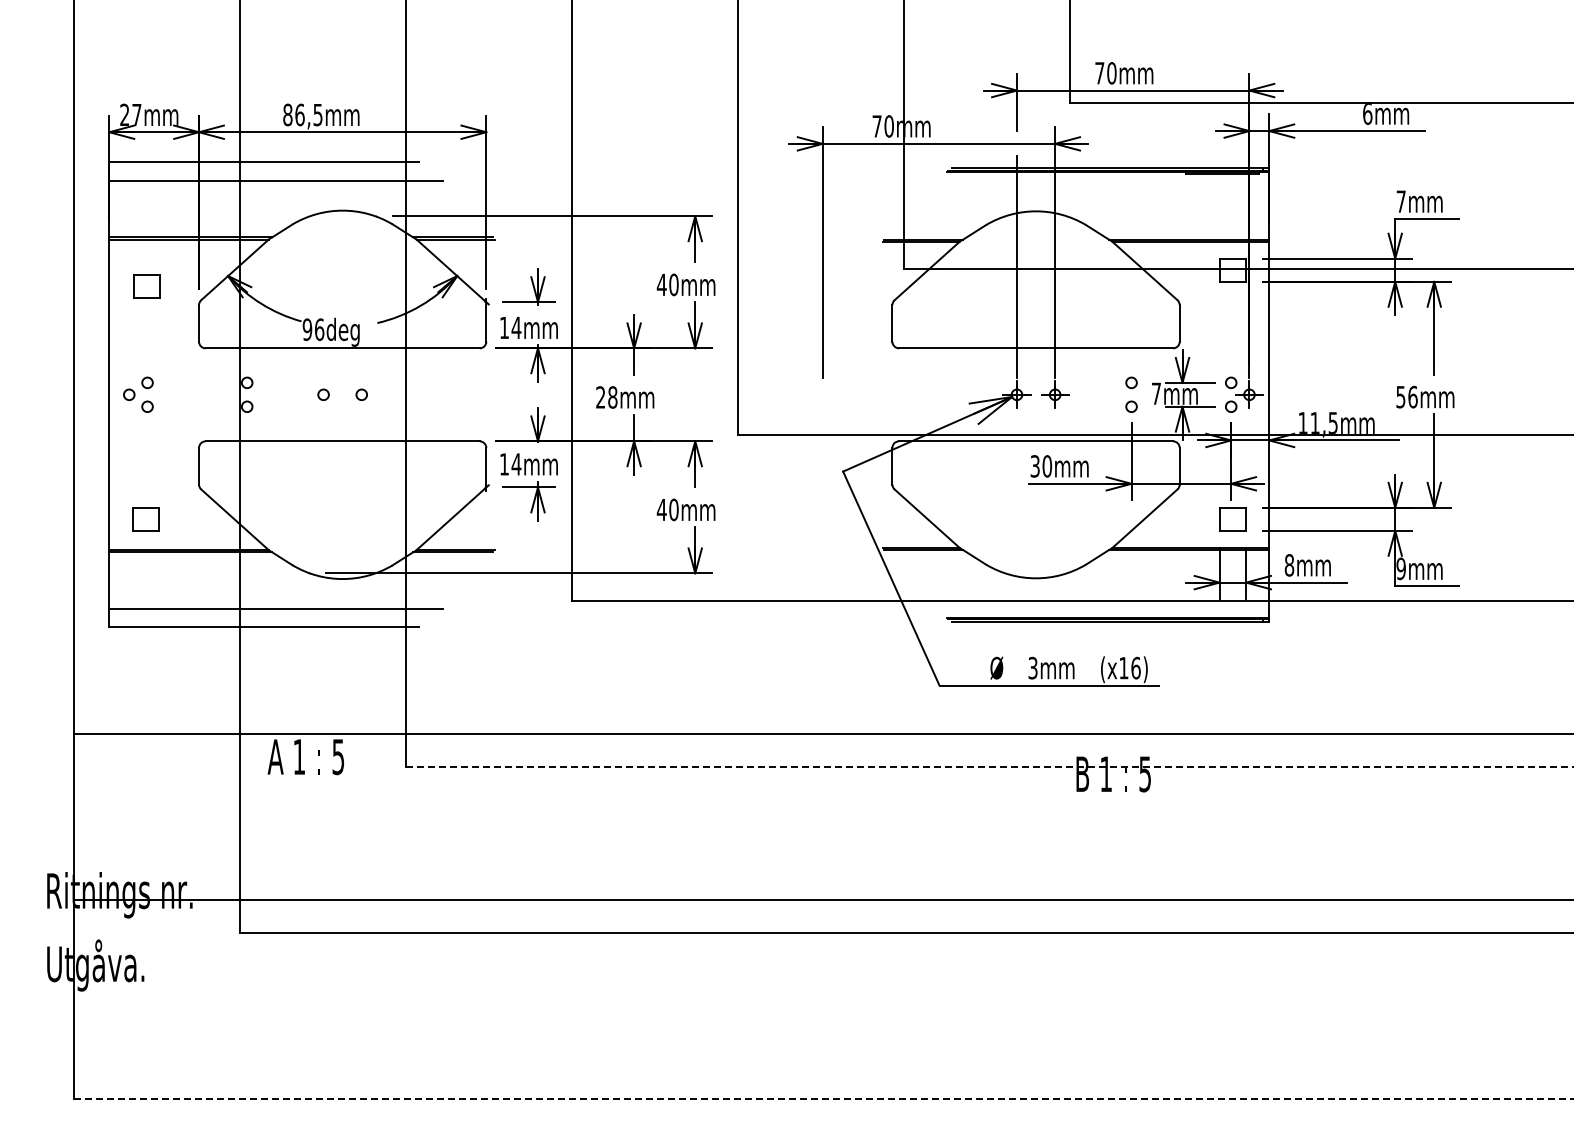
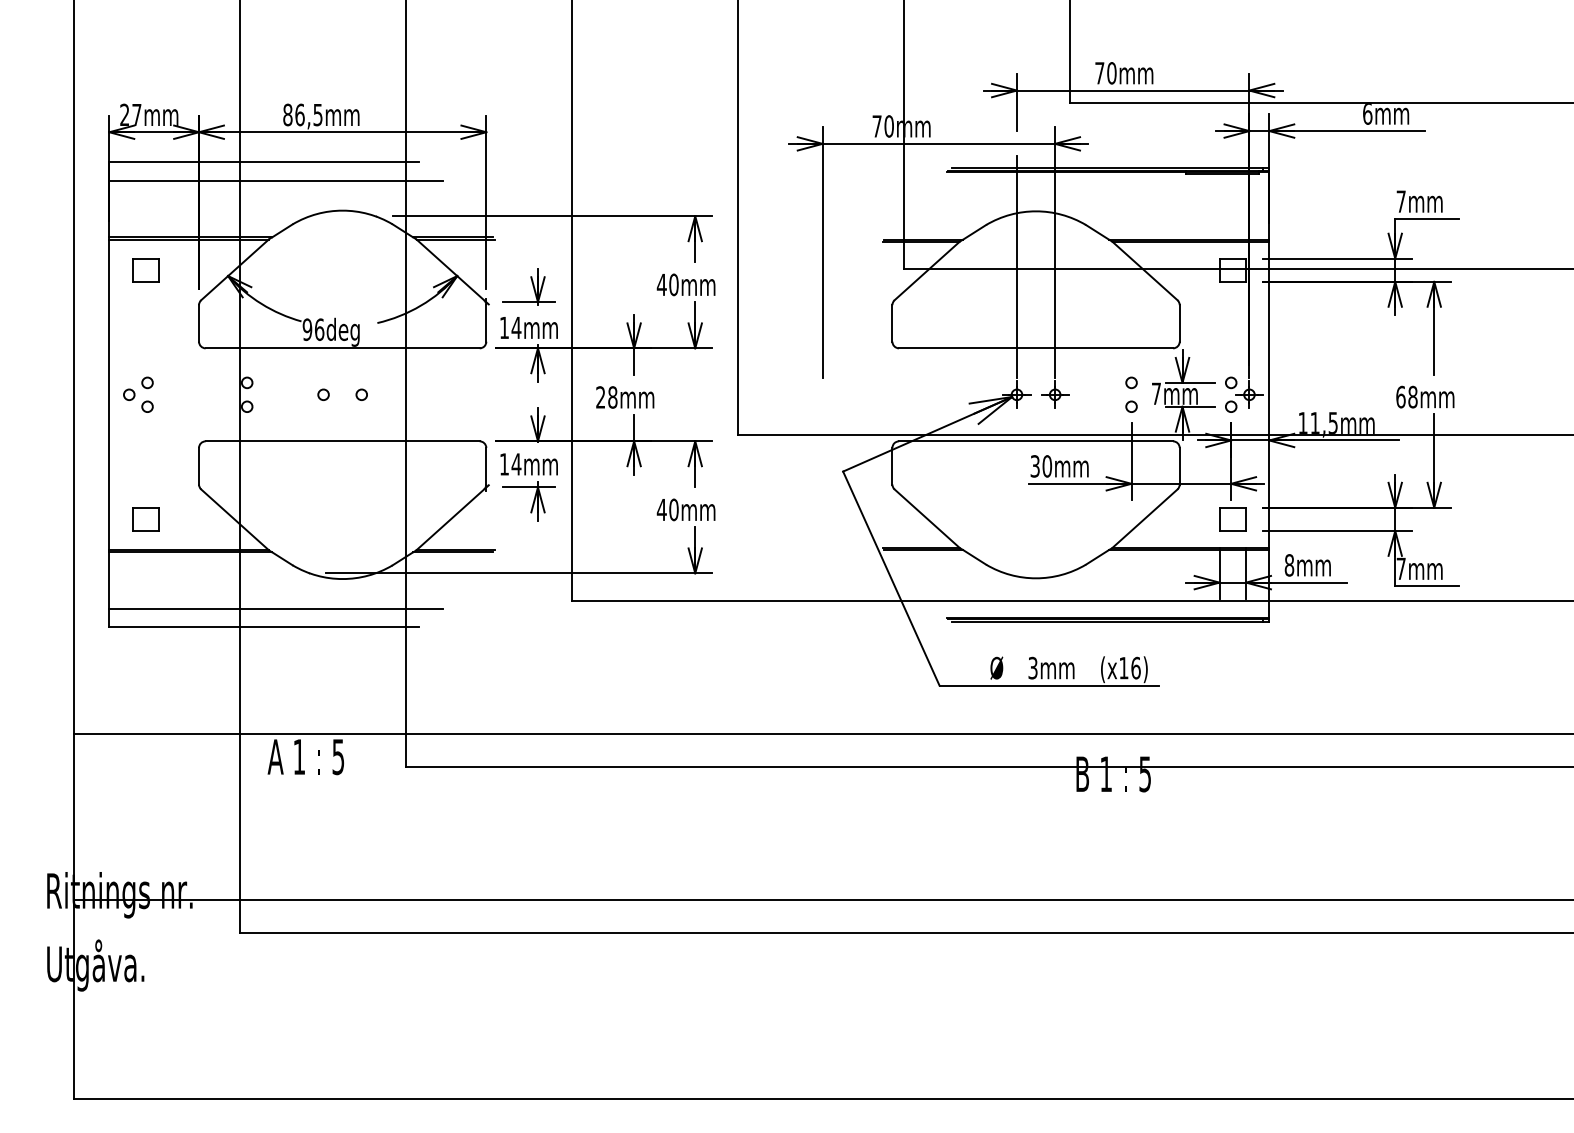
part position: (146, 286) -> (145, 270) (145, 270)
text: 56mm -> 68mm (1406, 396)
text: 9mm -> 7mm (1400, 568)
line: dashed -> solid (989, 766)
line: dashed -> solid (823, 1098)
